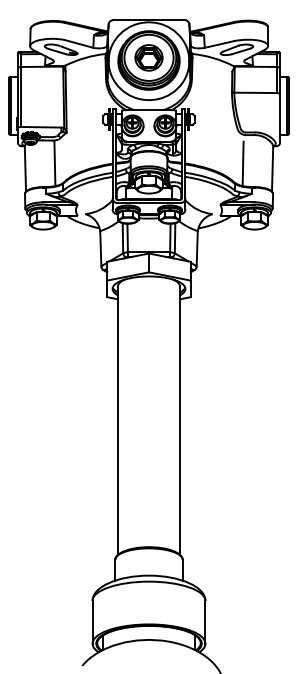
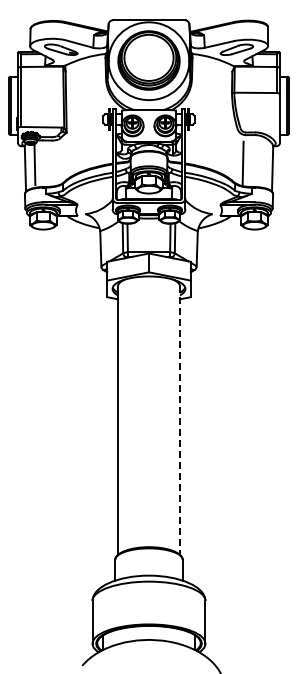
part: present -> none (148, 57)
line position: (54, 163) -> (34, 163) (34, 163)
line: solid -> dashed (179, 421)
